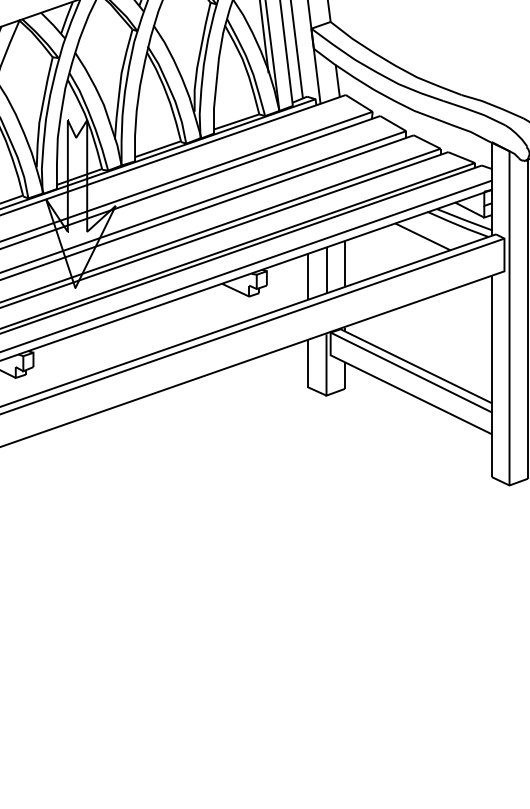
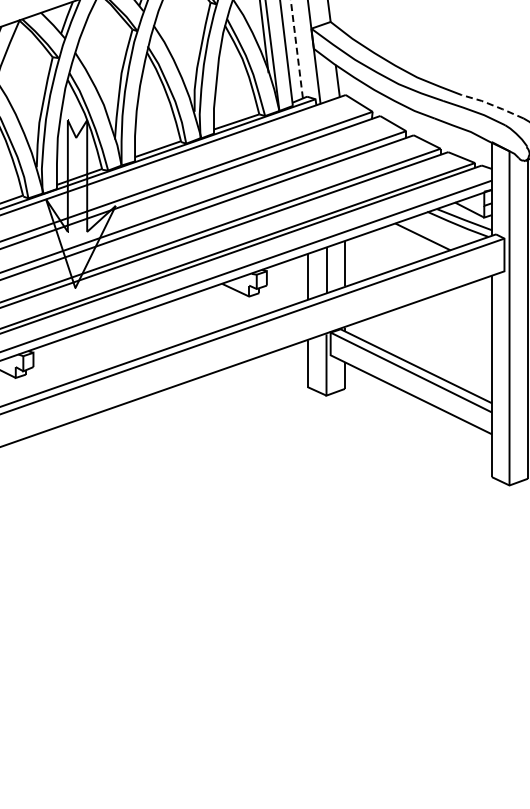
line: solid -> dashed (296, 48)
line: solid -> dashed (492, 105)
